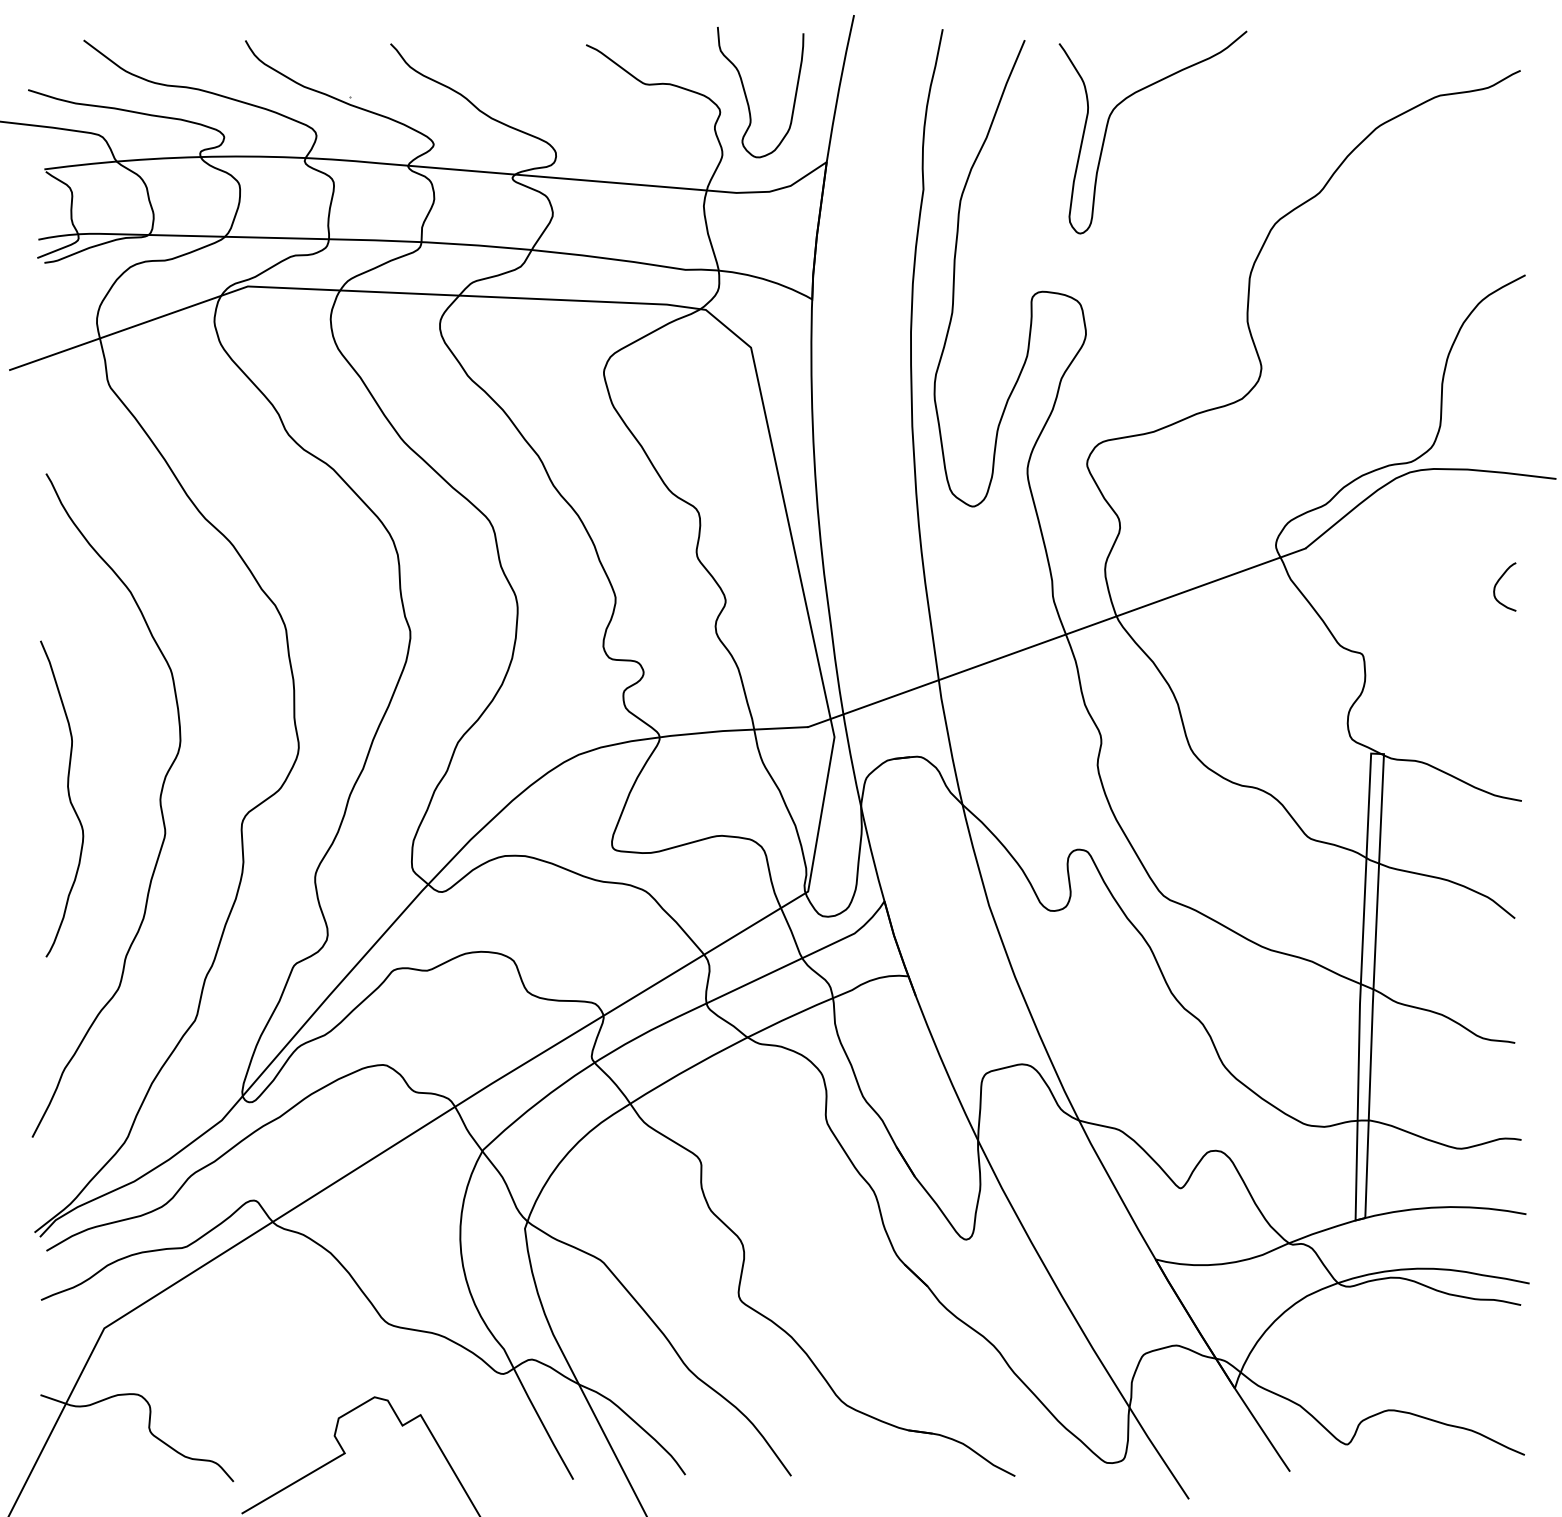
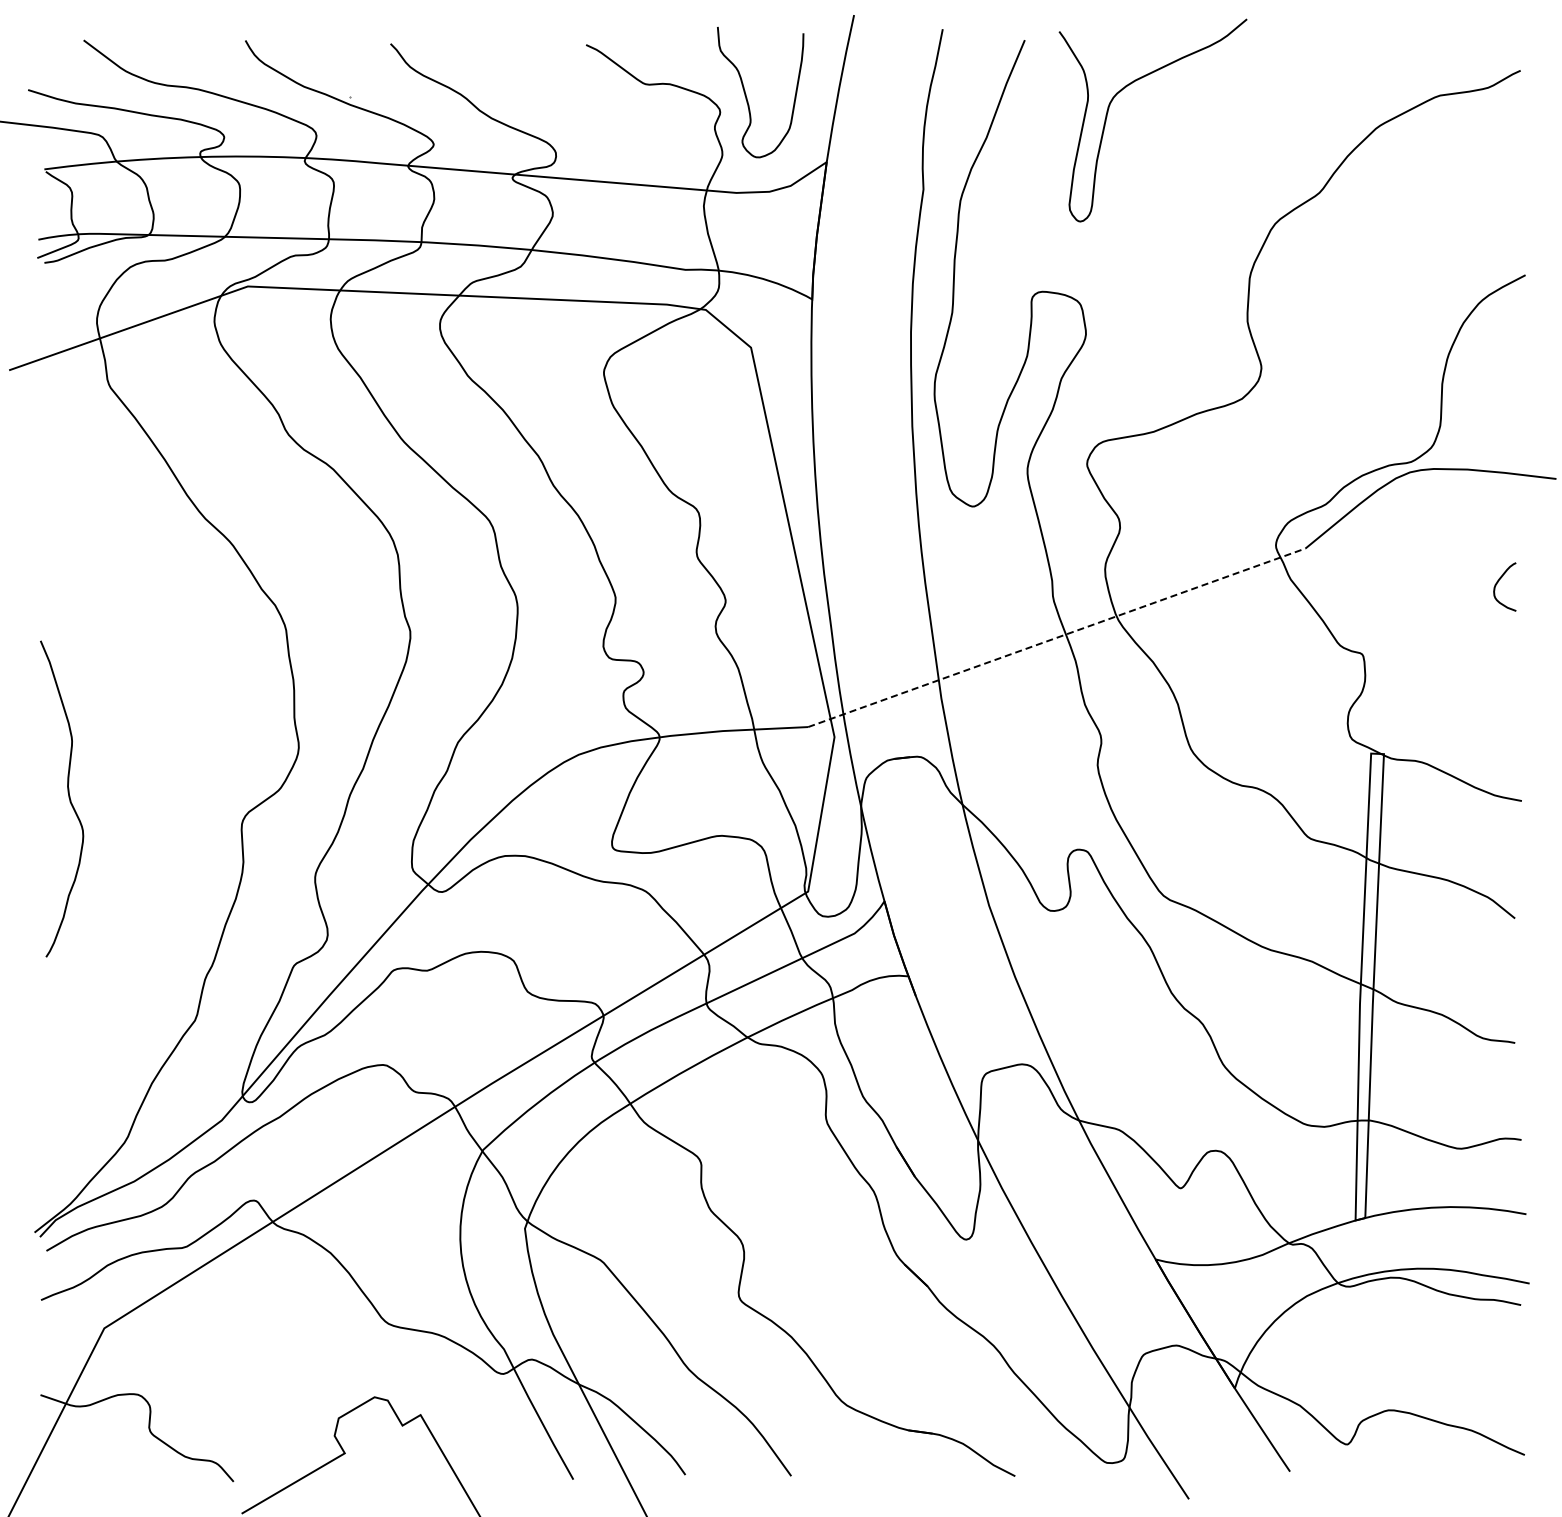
curve position: (1131, 96) -> (1131, 84) (1131, 84)
line: solid -> dashed (1057, 637)
curve: present -> none (159, 805)
